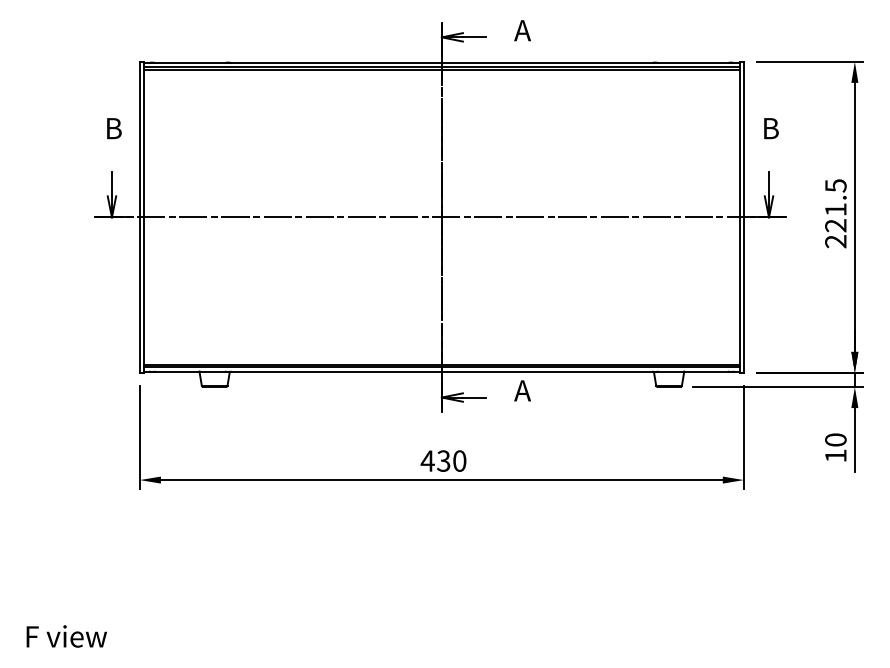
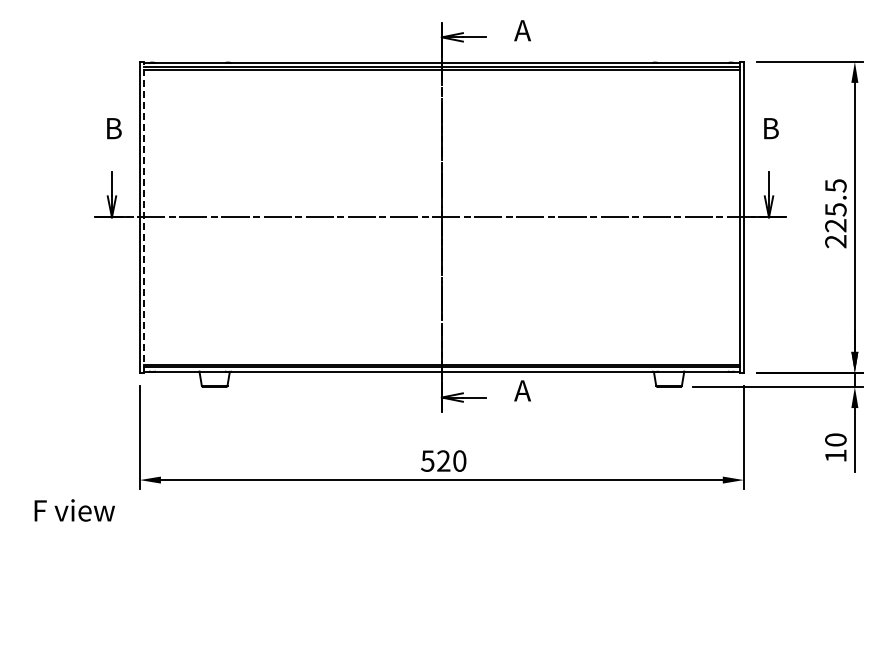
text: 221.5 -> 225.5 (835, 209)
line: solid -> dashed (144, 217)
text: 430 -> 520 (435, 460)
text position: (66, 636) -> (74, 510) (74, 510)
